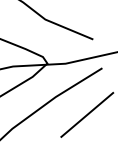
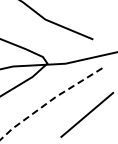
line: solid -> dashed (49, 101)
